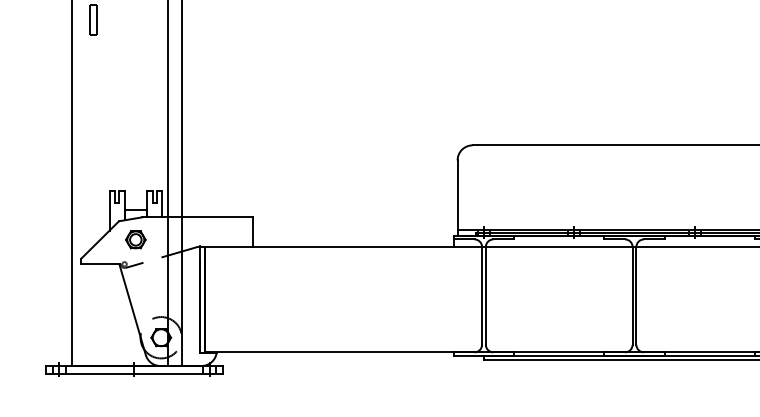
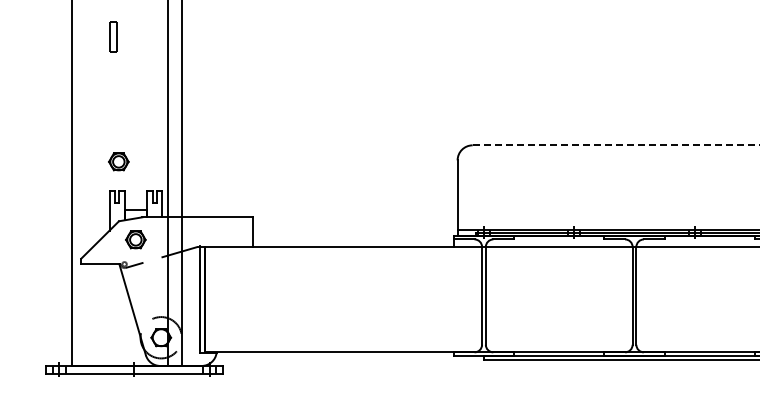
part position: (93, 19) -> (113, 36) (113, 36)
line: solid -> dashed (616, 145)
part: none -> present (118, 161)
